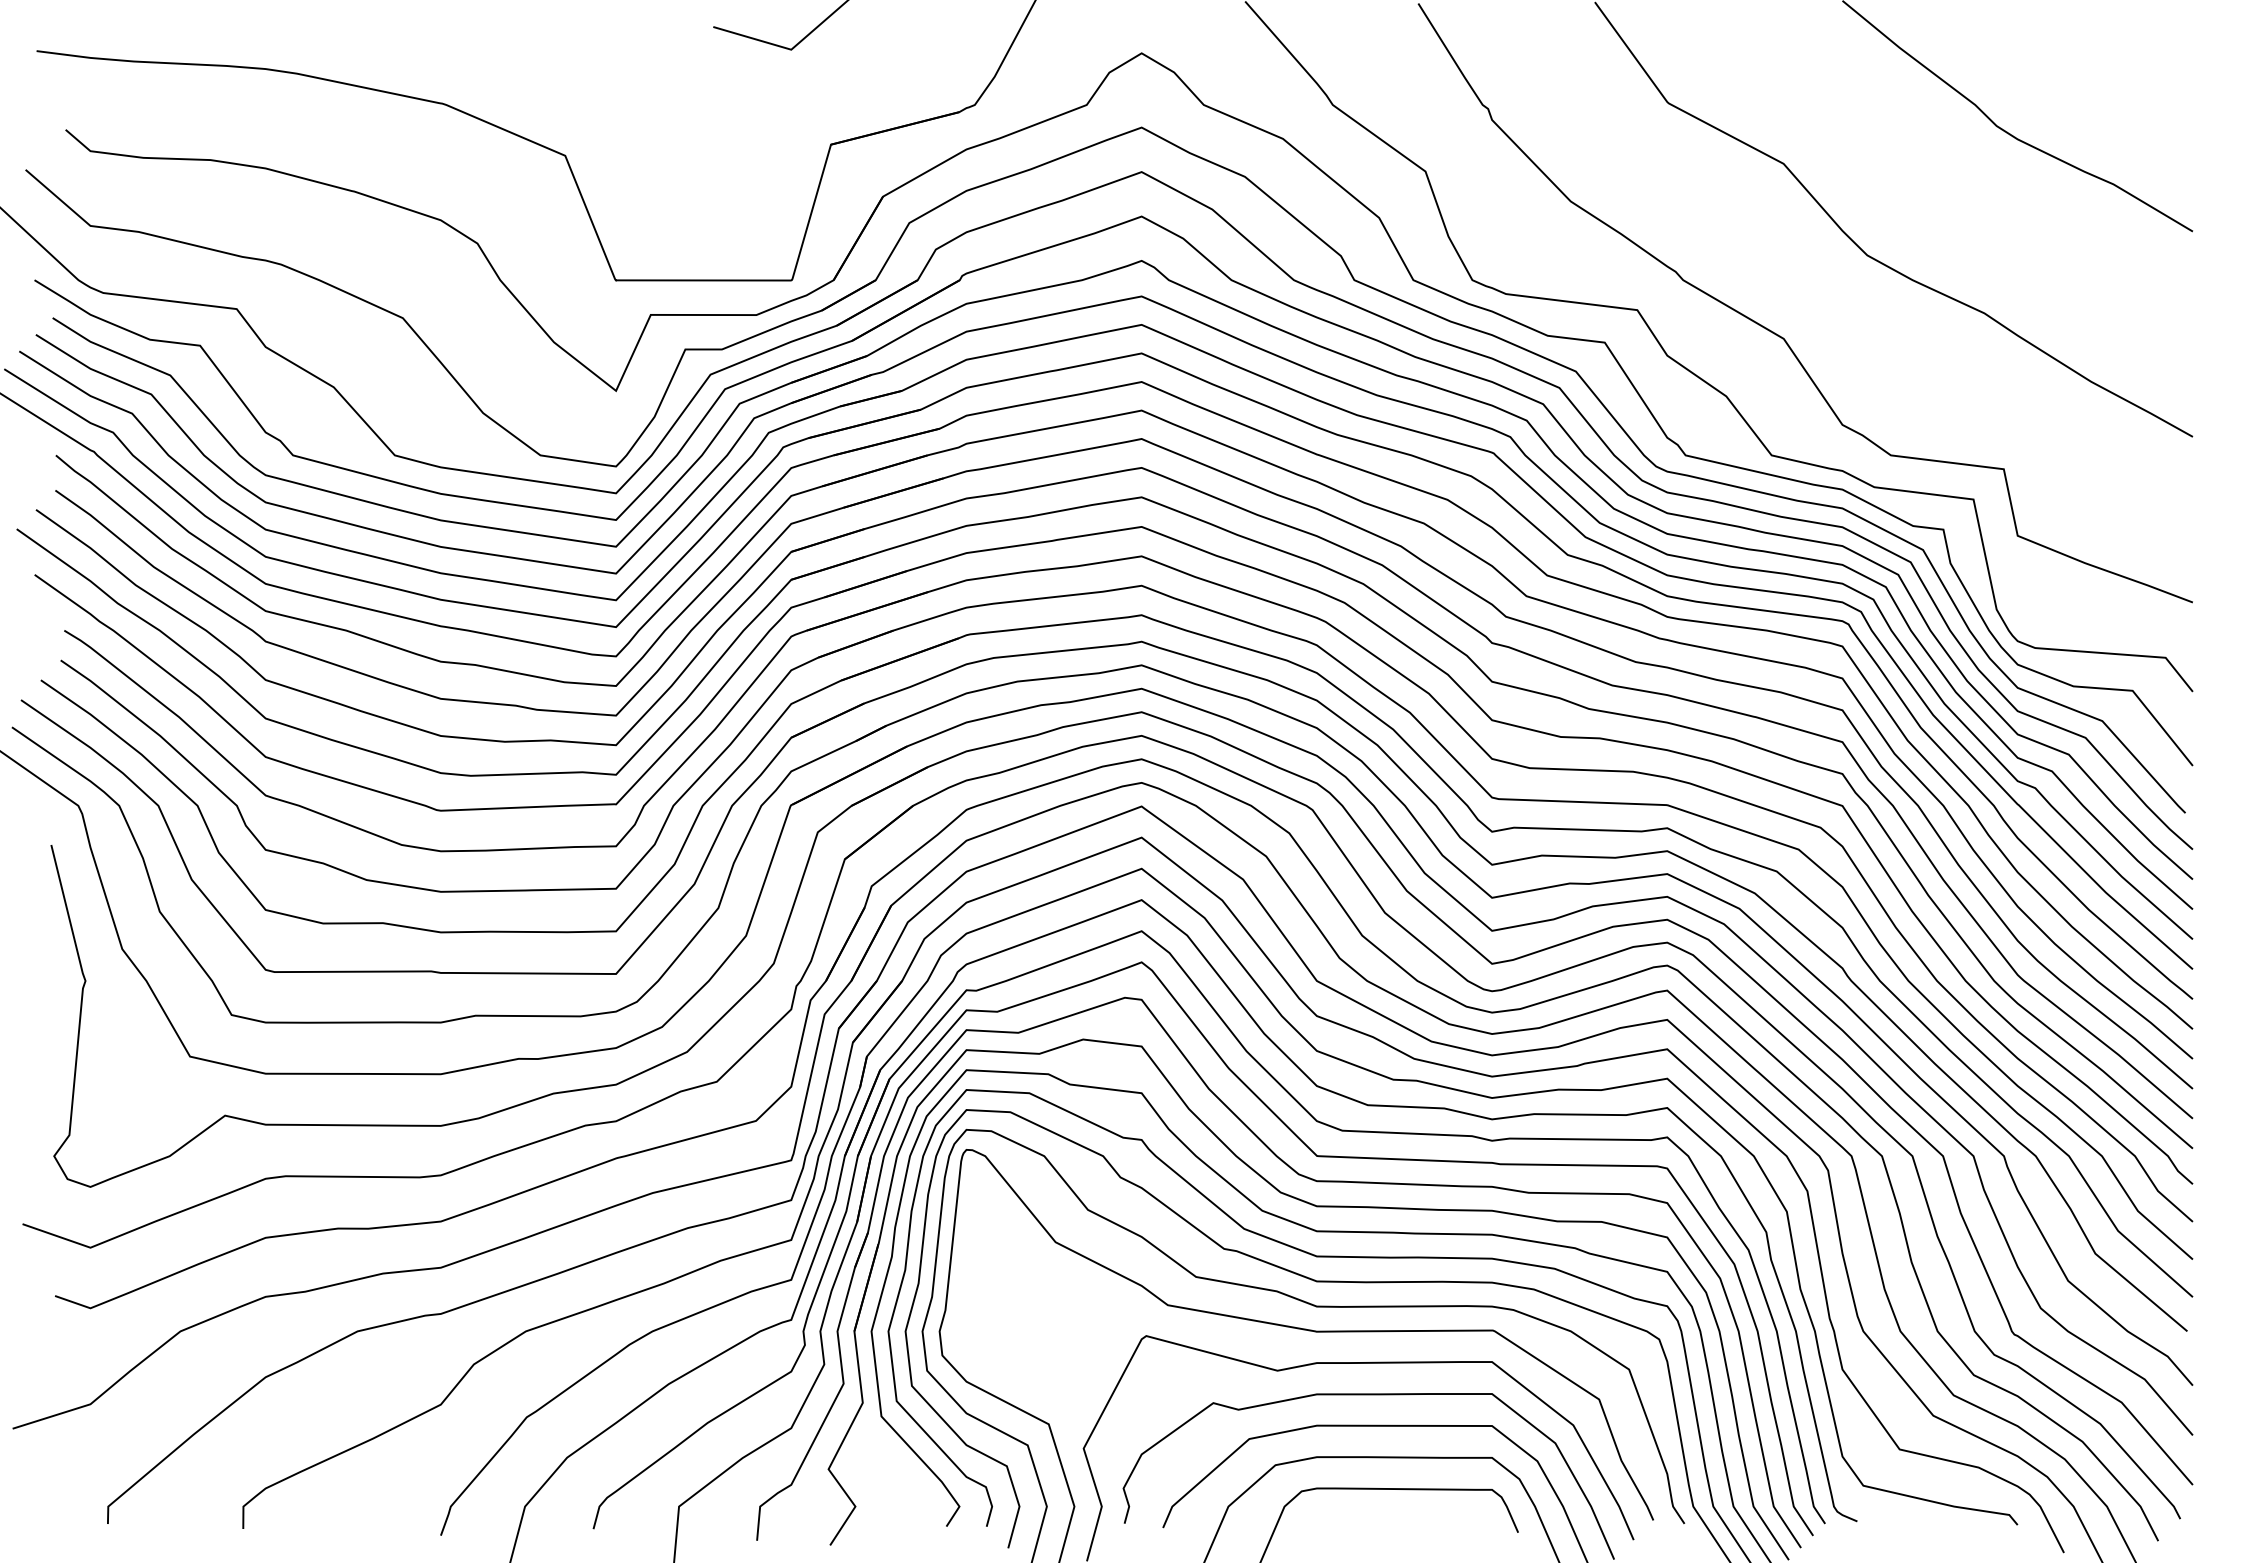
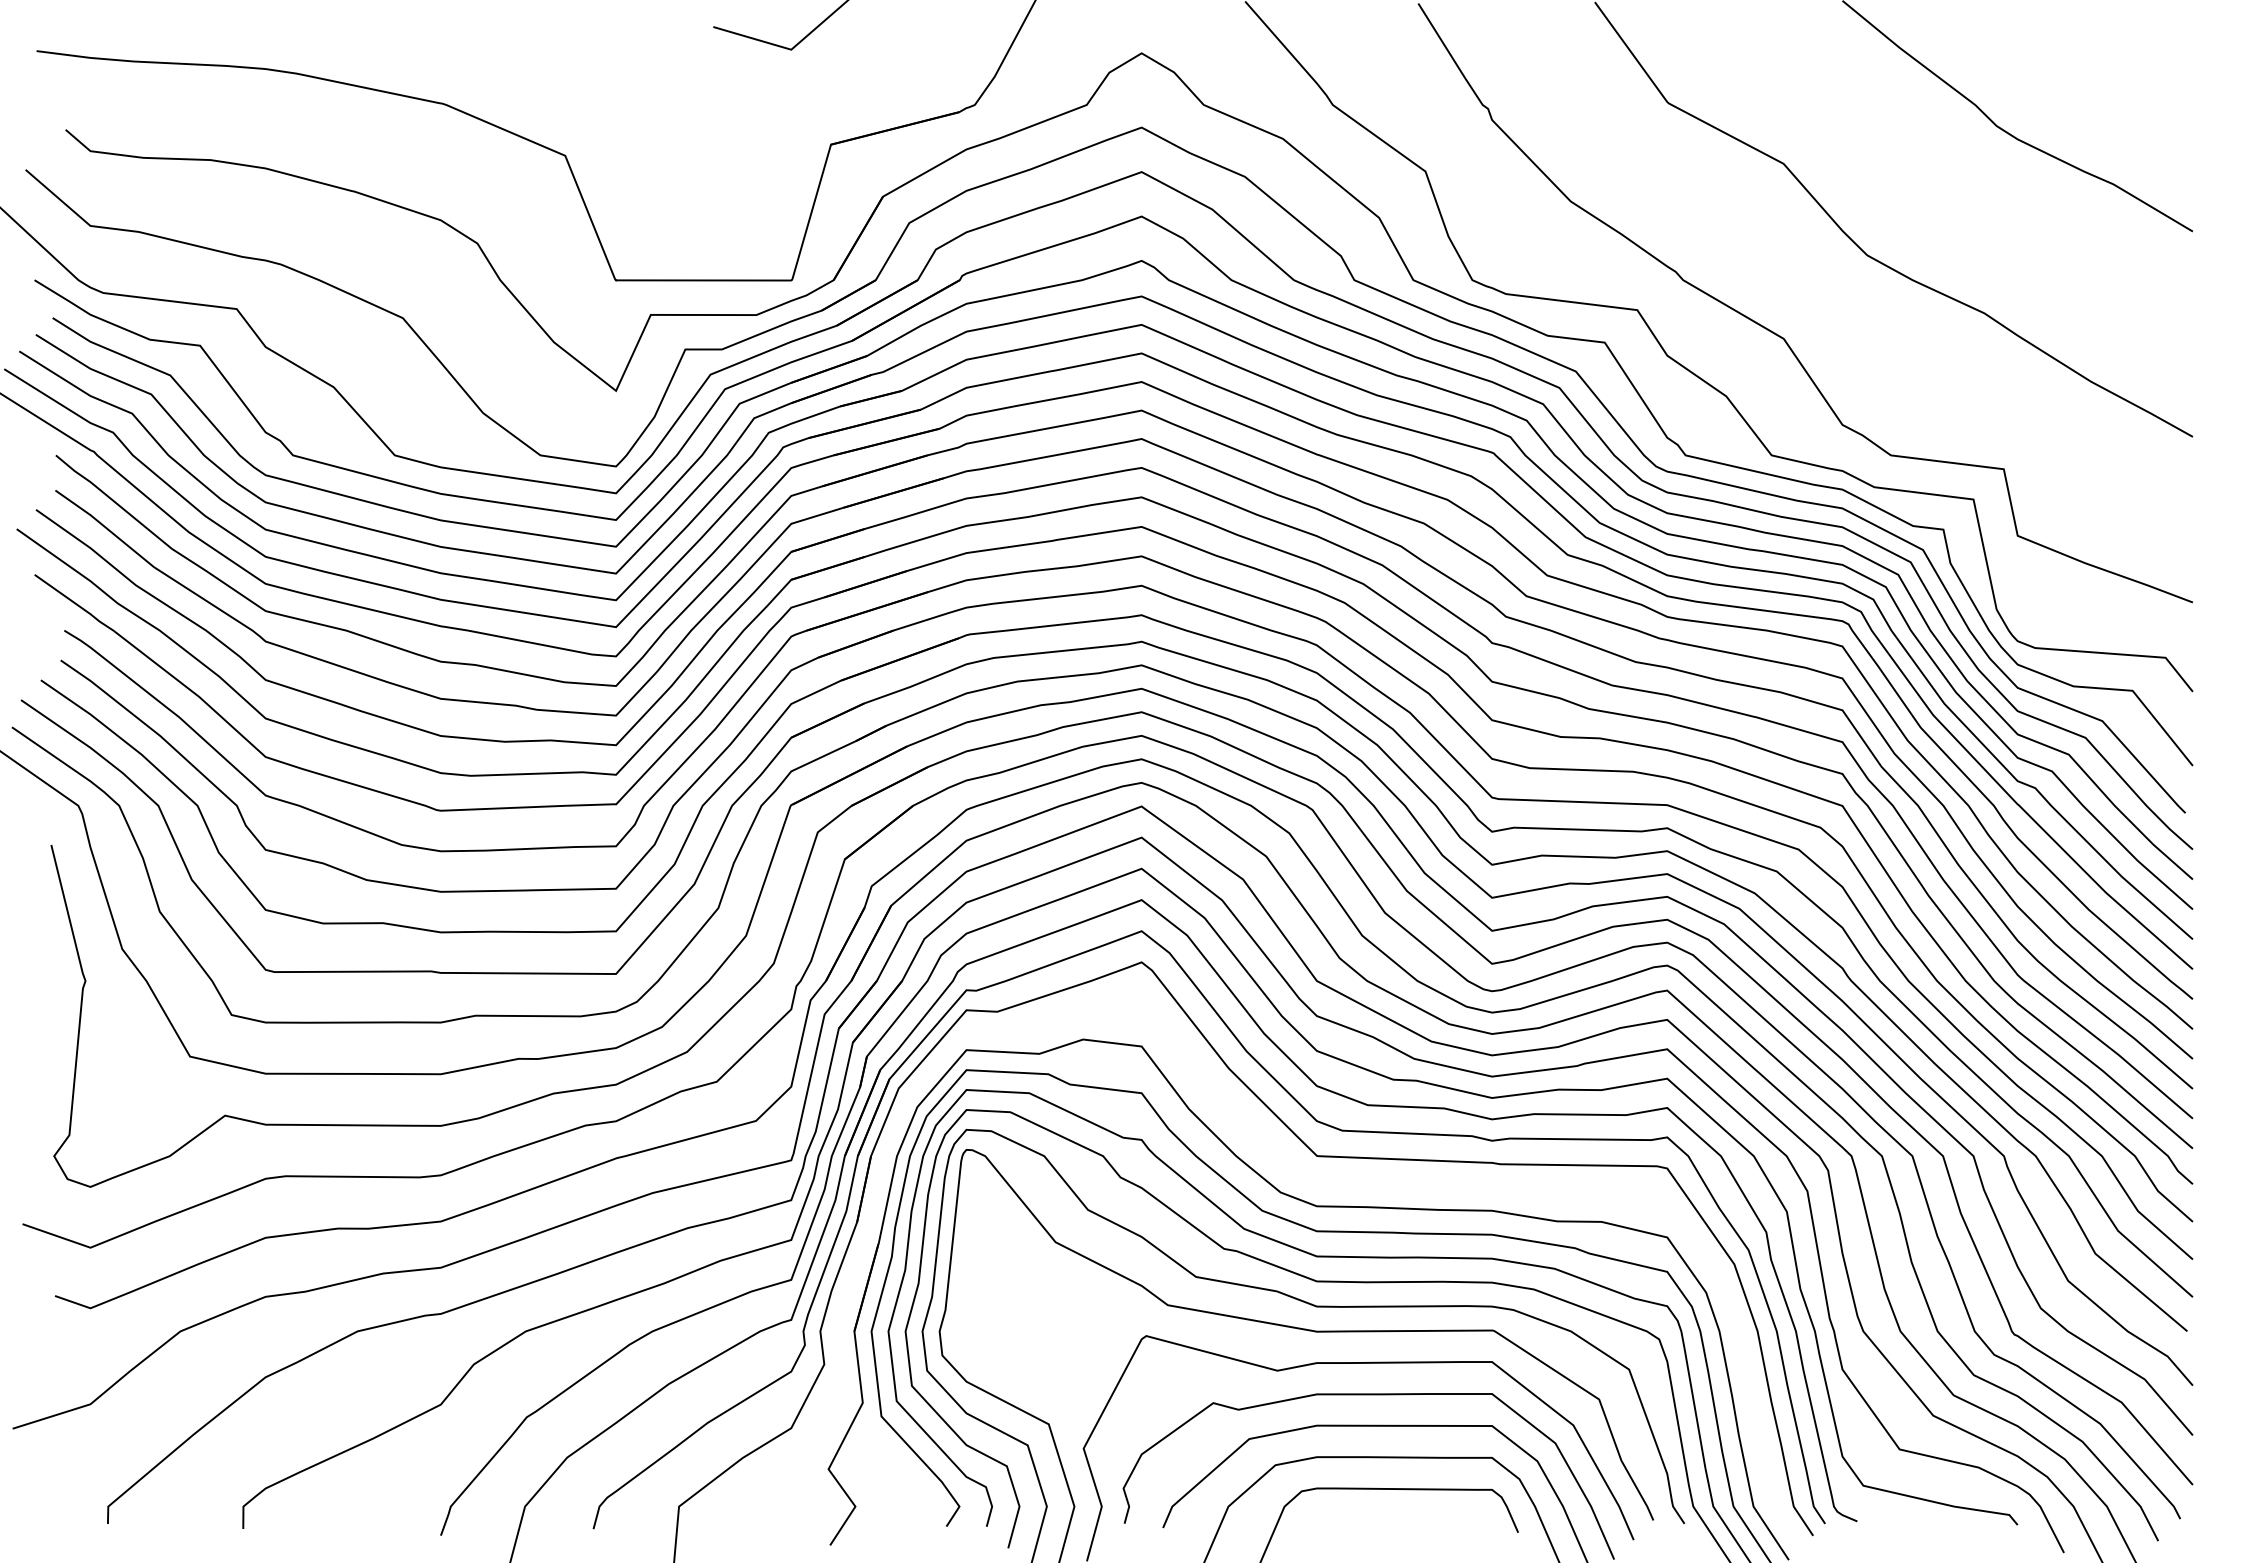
part: present -> none (1311, 1180)
